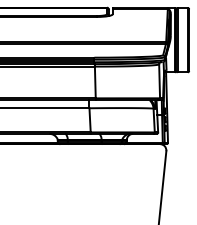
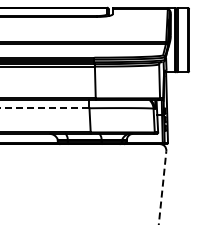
line: solid -> dashed (44, 108)
line: solid -> dashed (162, 187)
